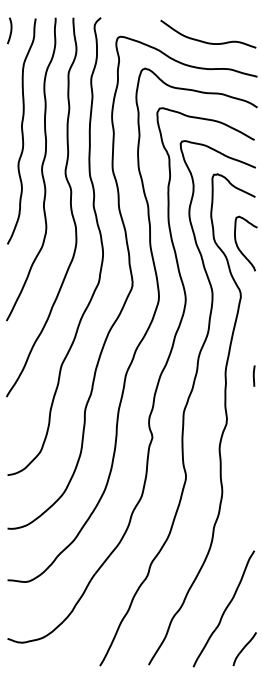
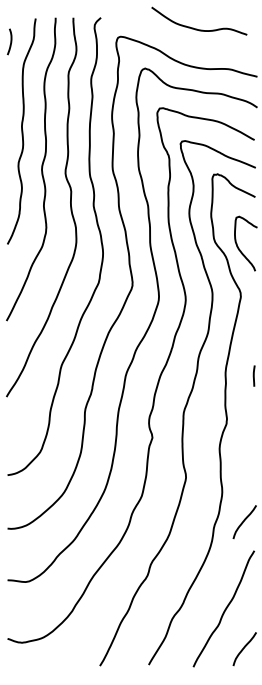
curve position: (10, 30) -> (10, 41) (10, 41)
curve position: (206, 41) -> (197, 28) (197, 28)
curve: none -> present (244, 521)
